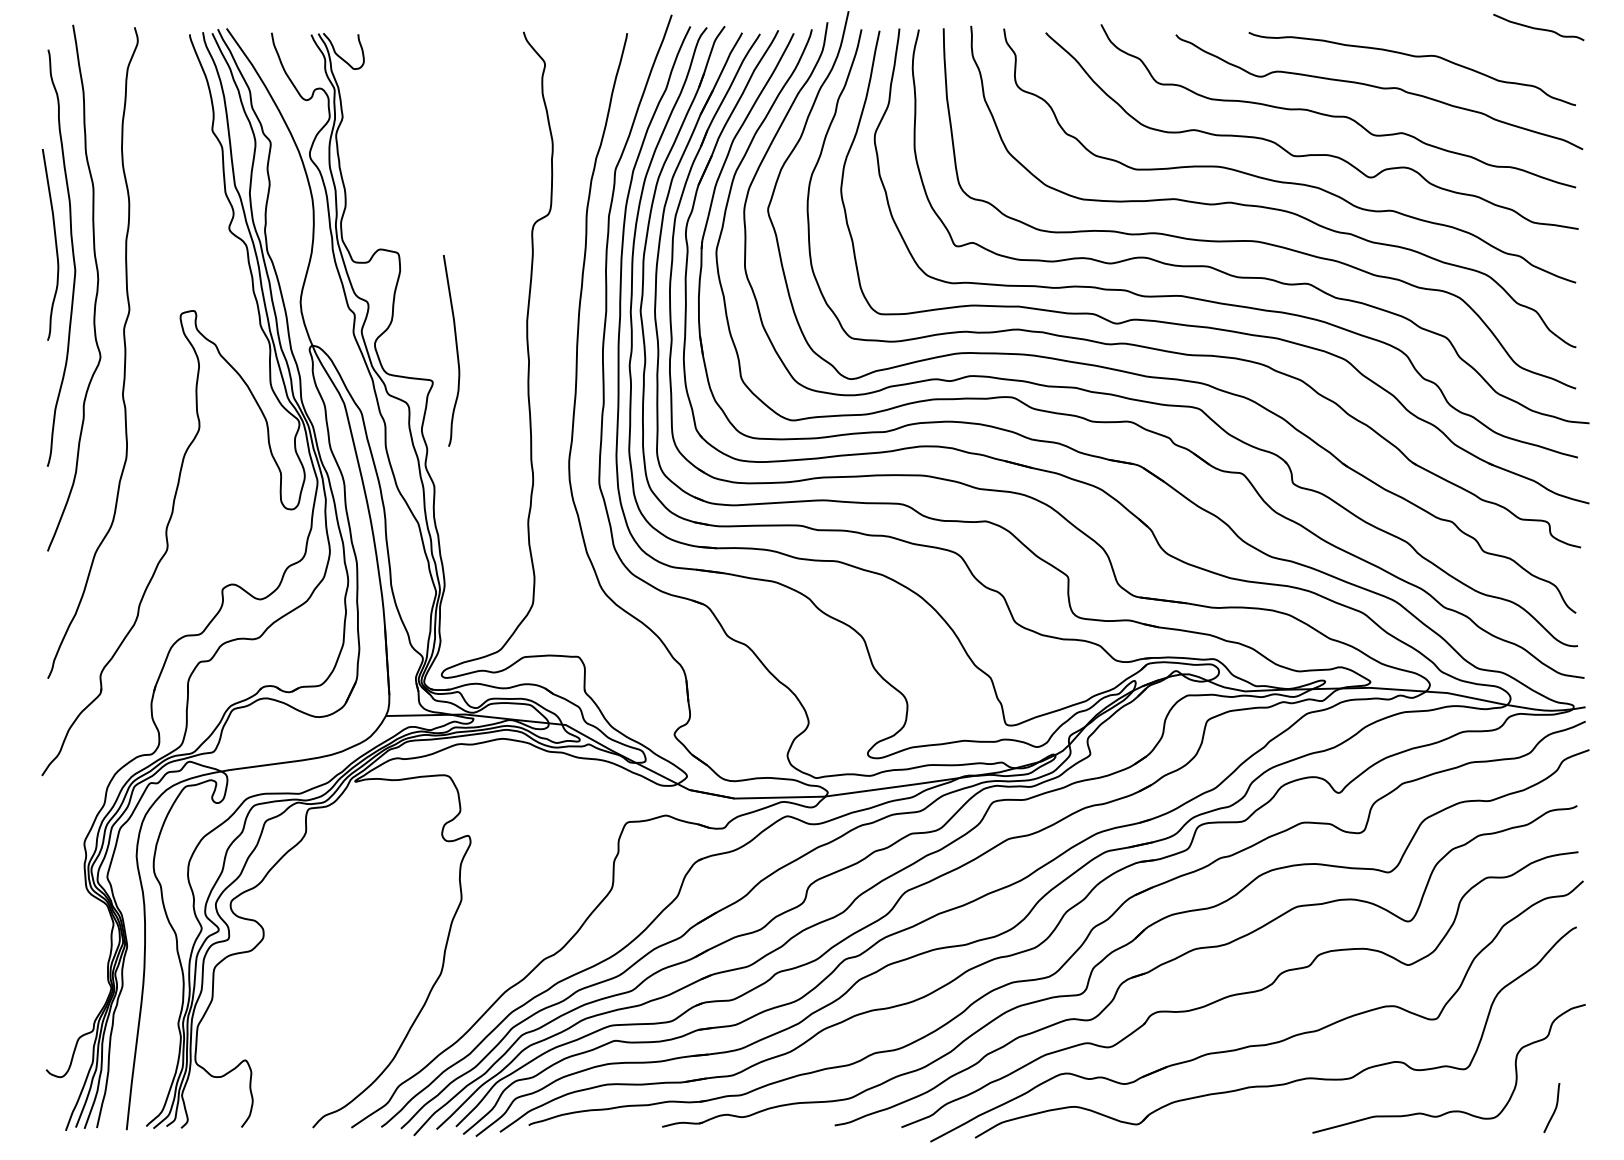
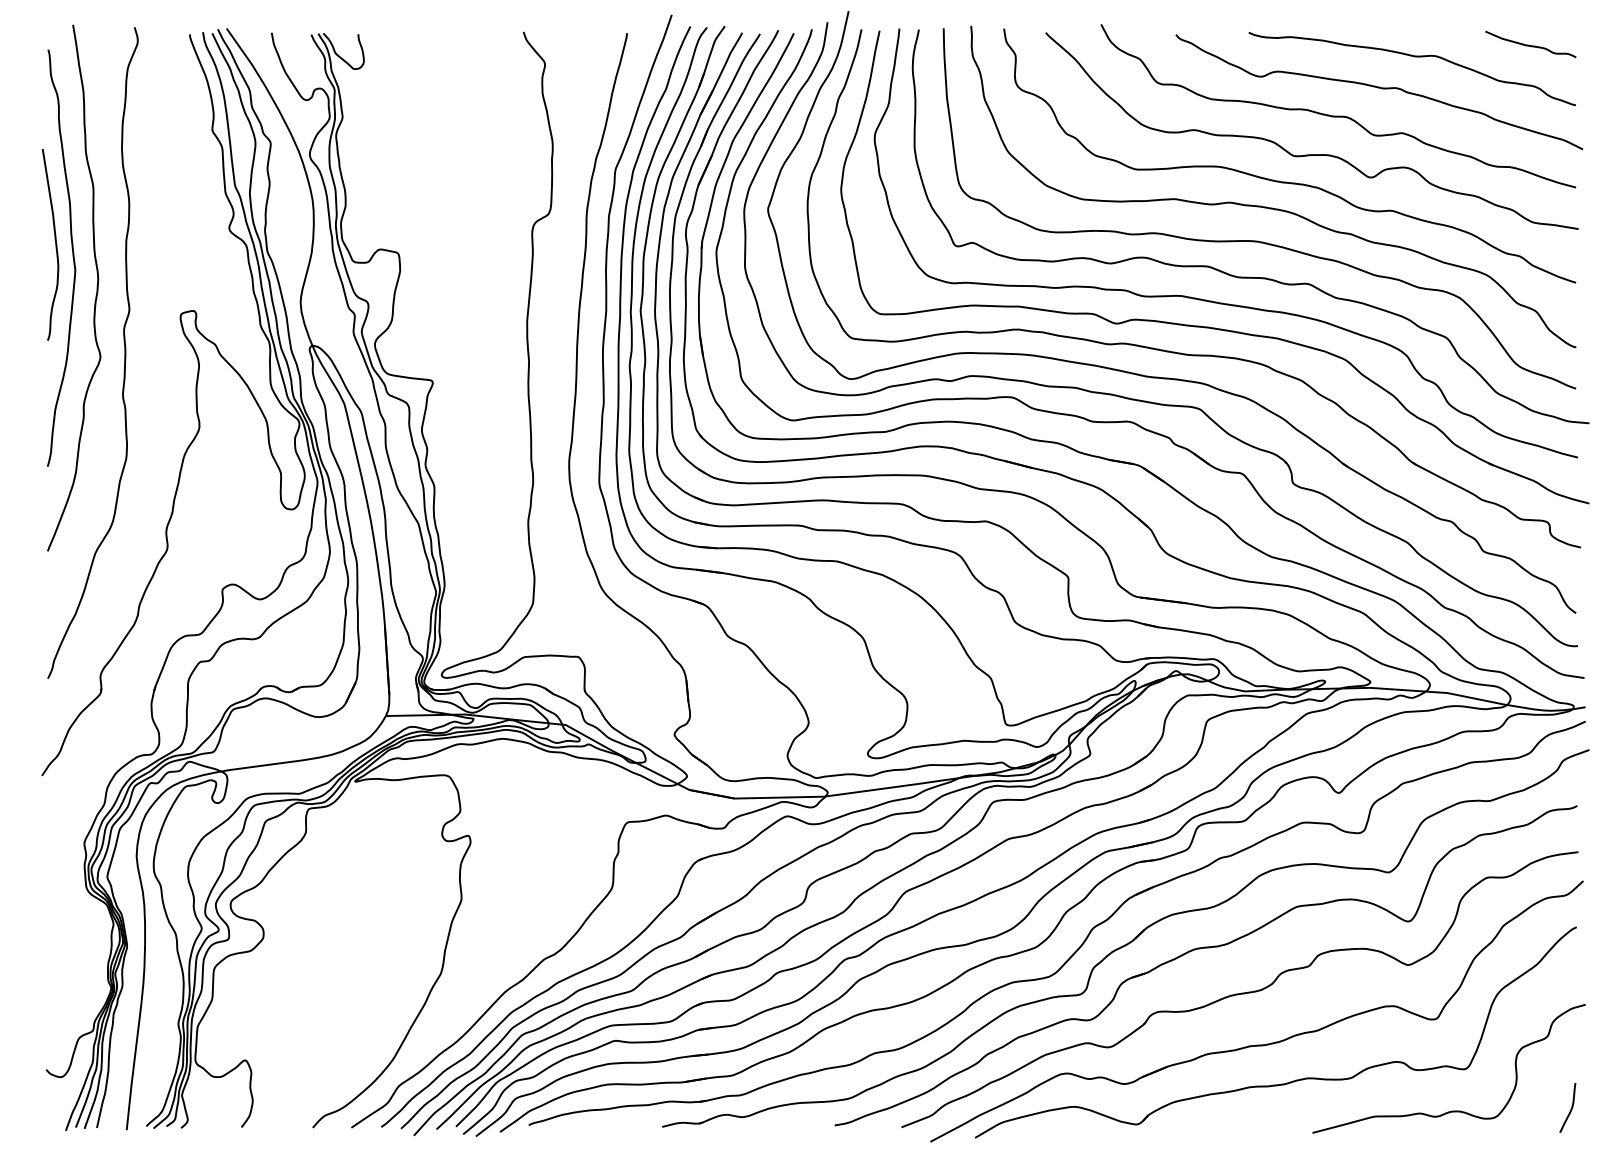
curve position: (1538, 28) -> (1530, 45) (1530, 45)
curve: present -> none (456, 350)
curve position: (1554, 1108) -> (1570, 1108) (1570, 1108)
